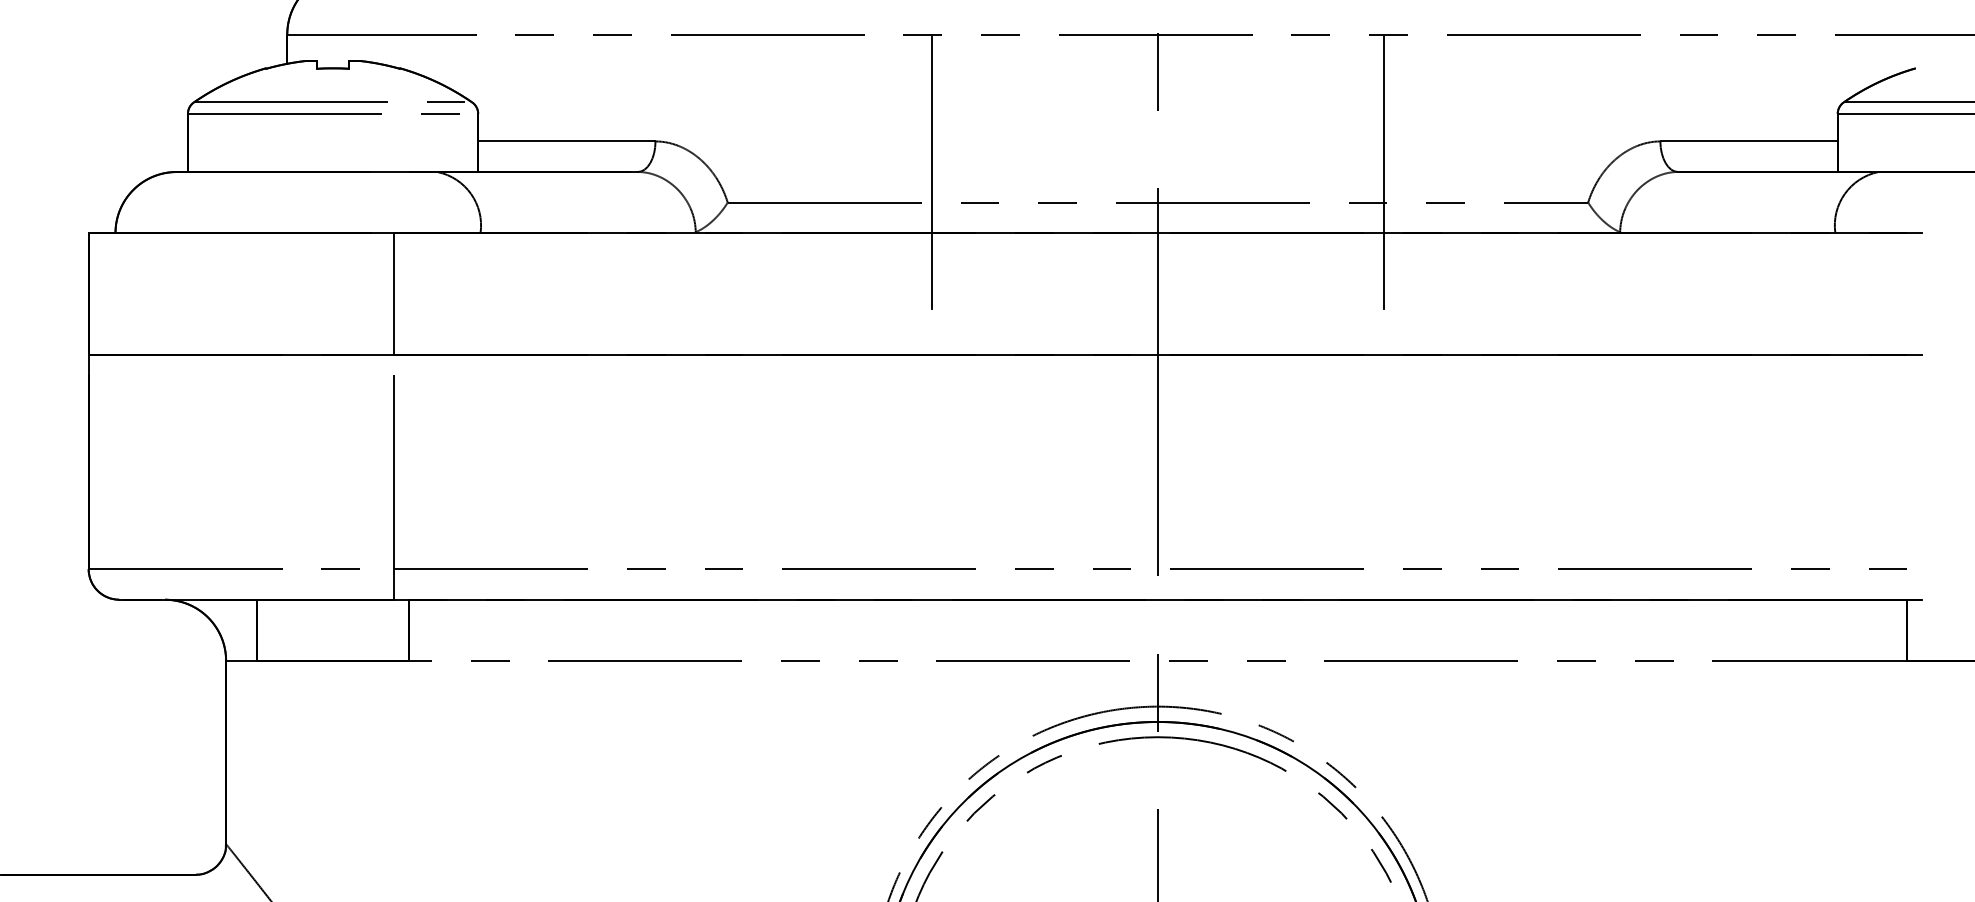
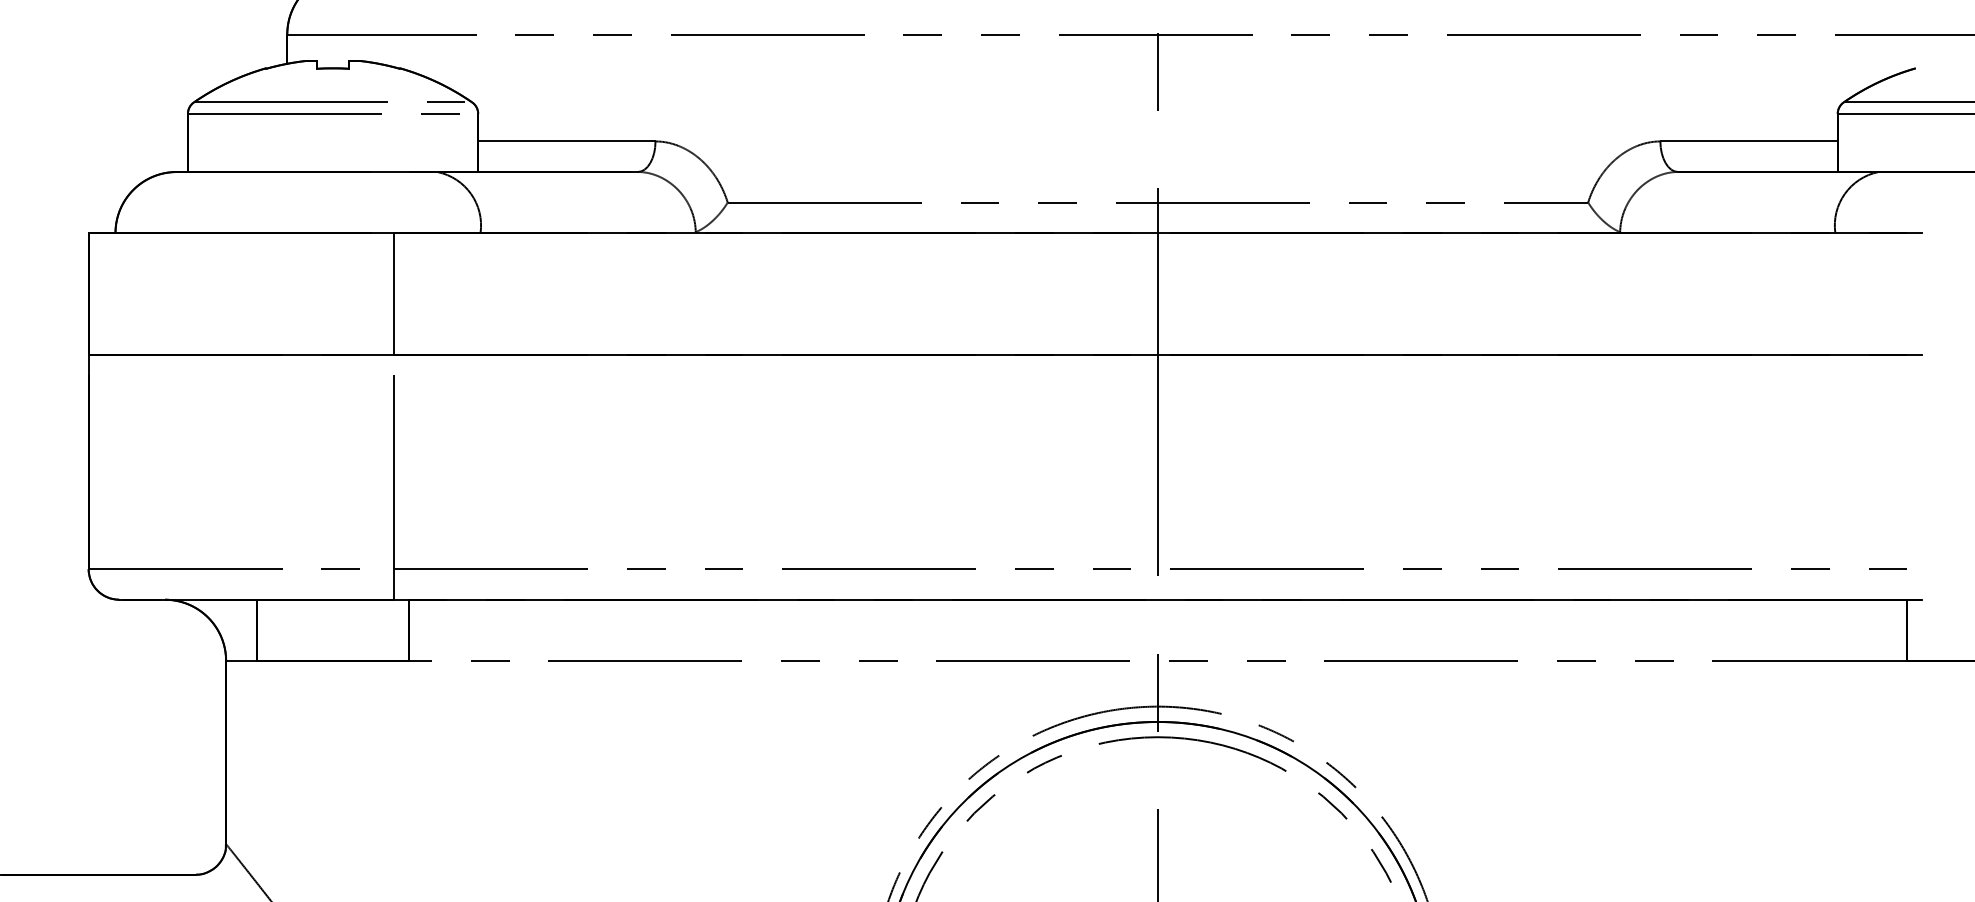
line: present -> none (932, 173)
line: present -> none (1383, 173)
